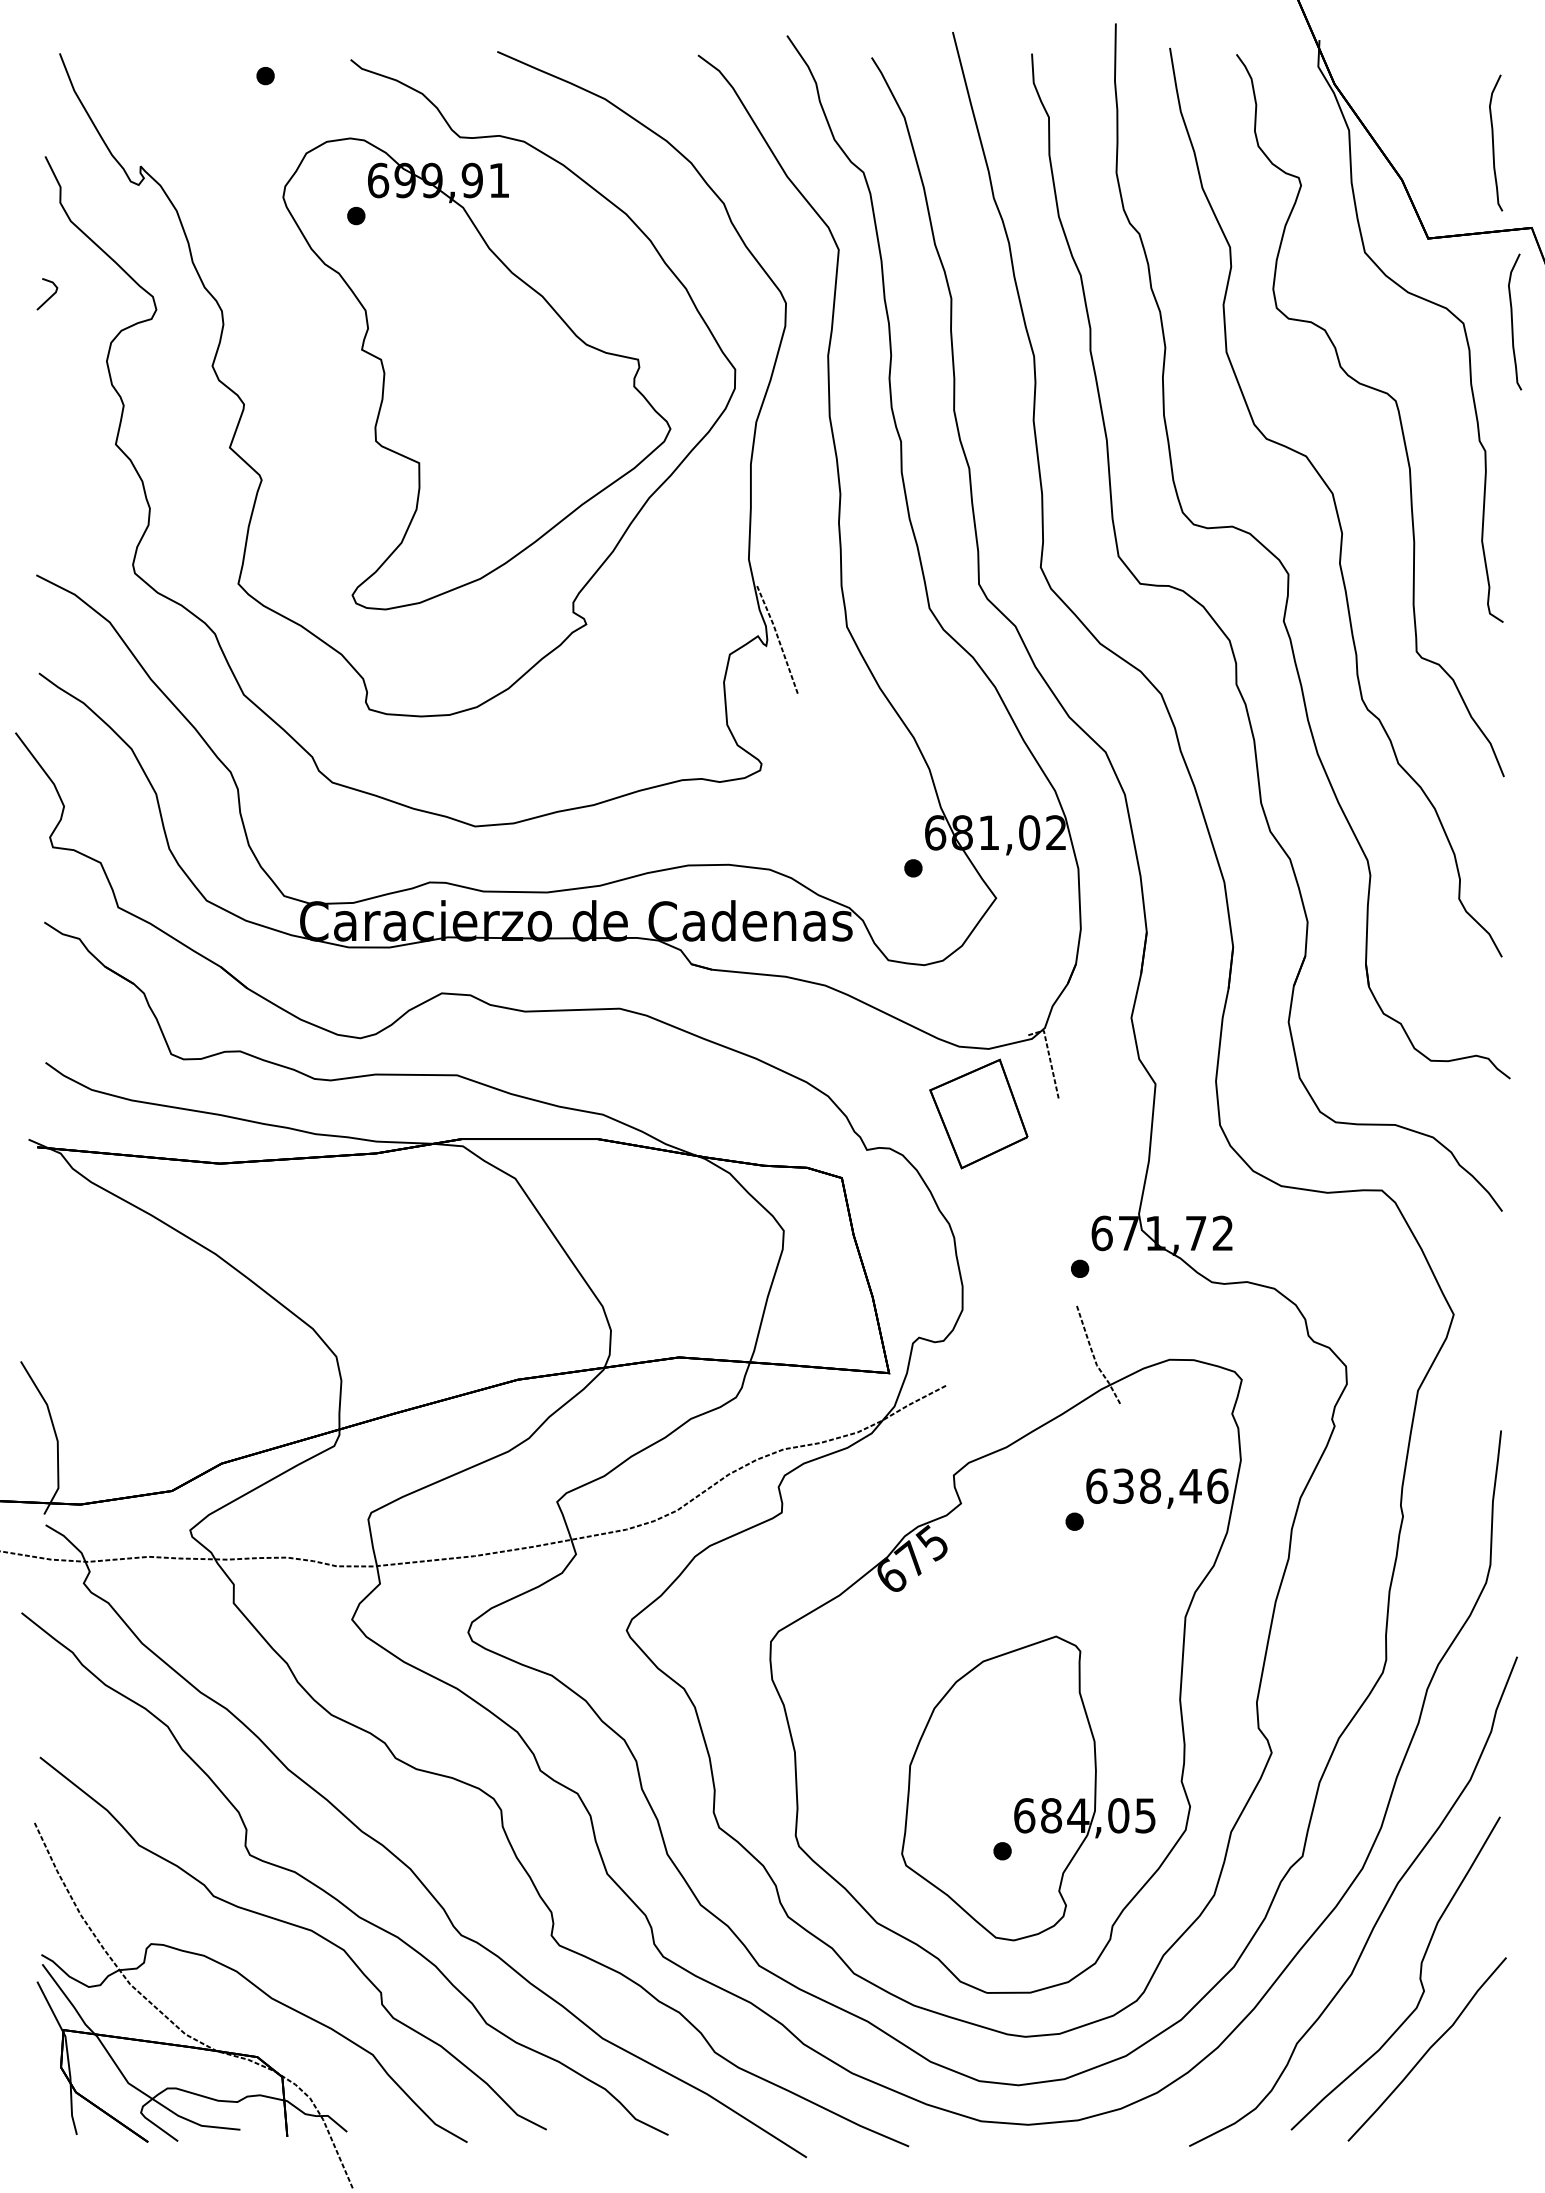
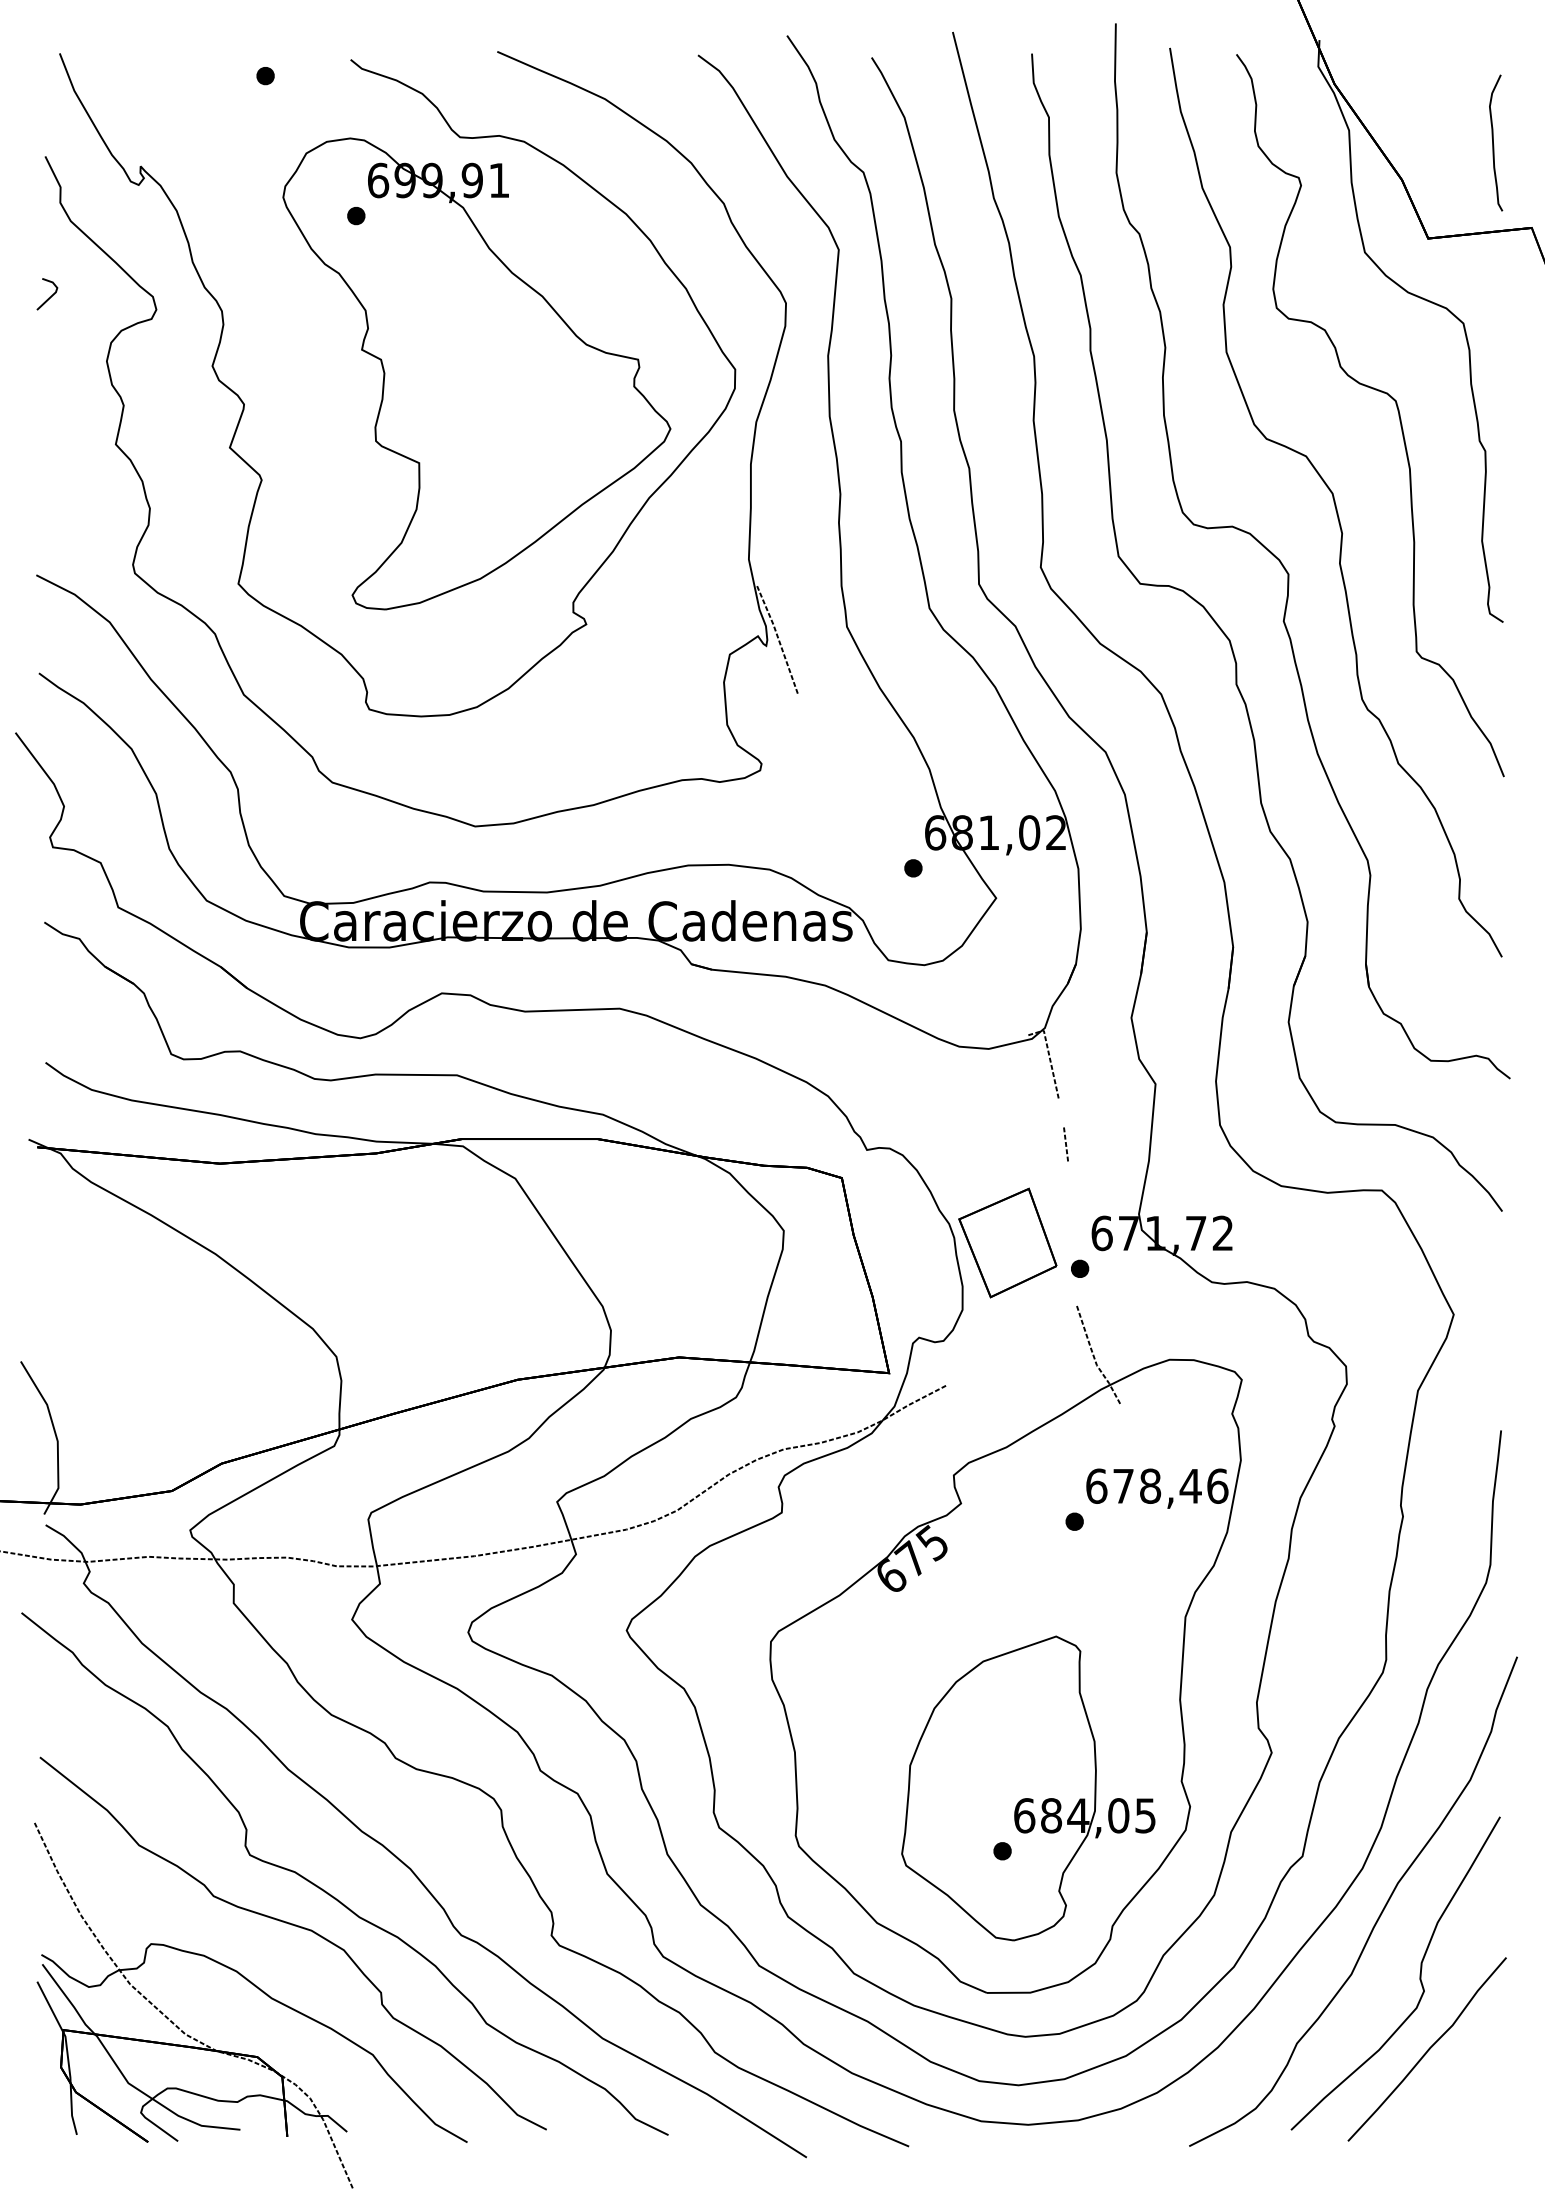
curve: present -> none (1512, 321)
part position: (978, 1113) -> (1007, 1242) (1007, 1242)
line: none -> present (1065, 1144)
text: 638,46 -> 678,46 (1123, 1485)
